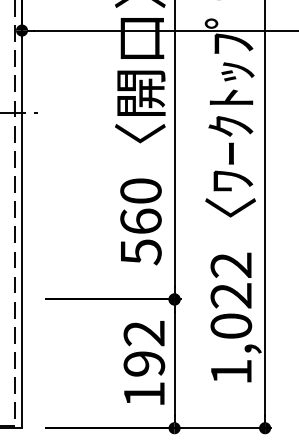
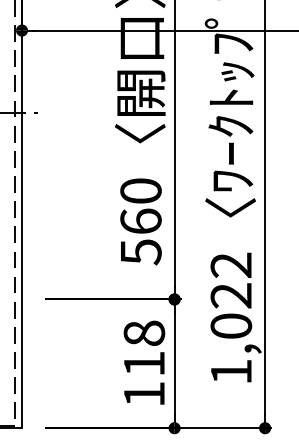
text: 192 -> 118 (144, 348)
